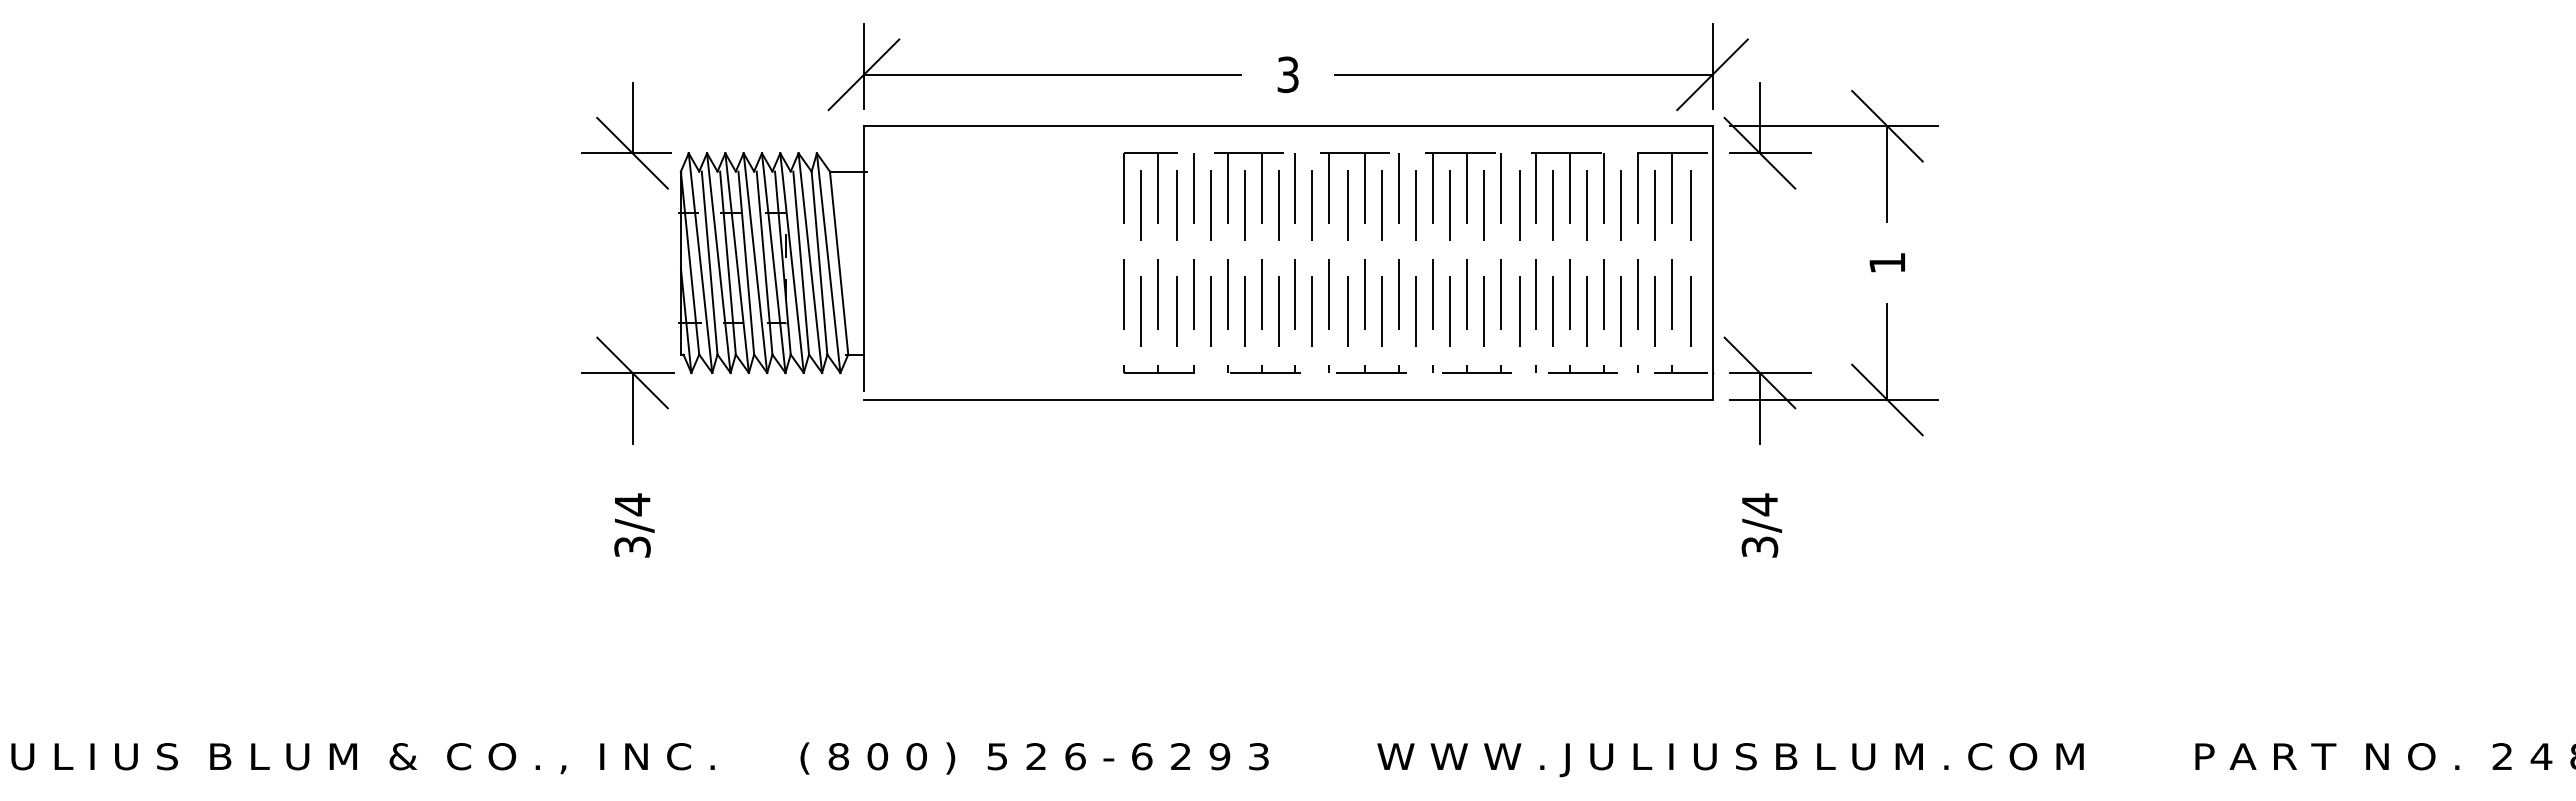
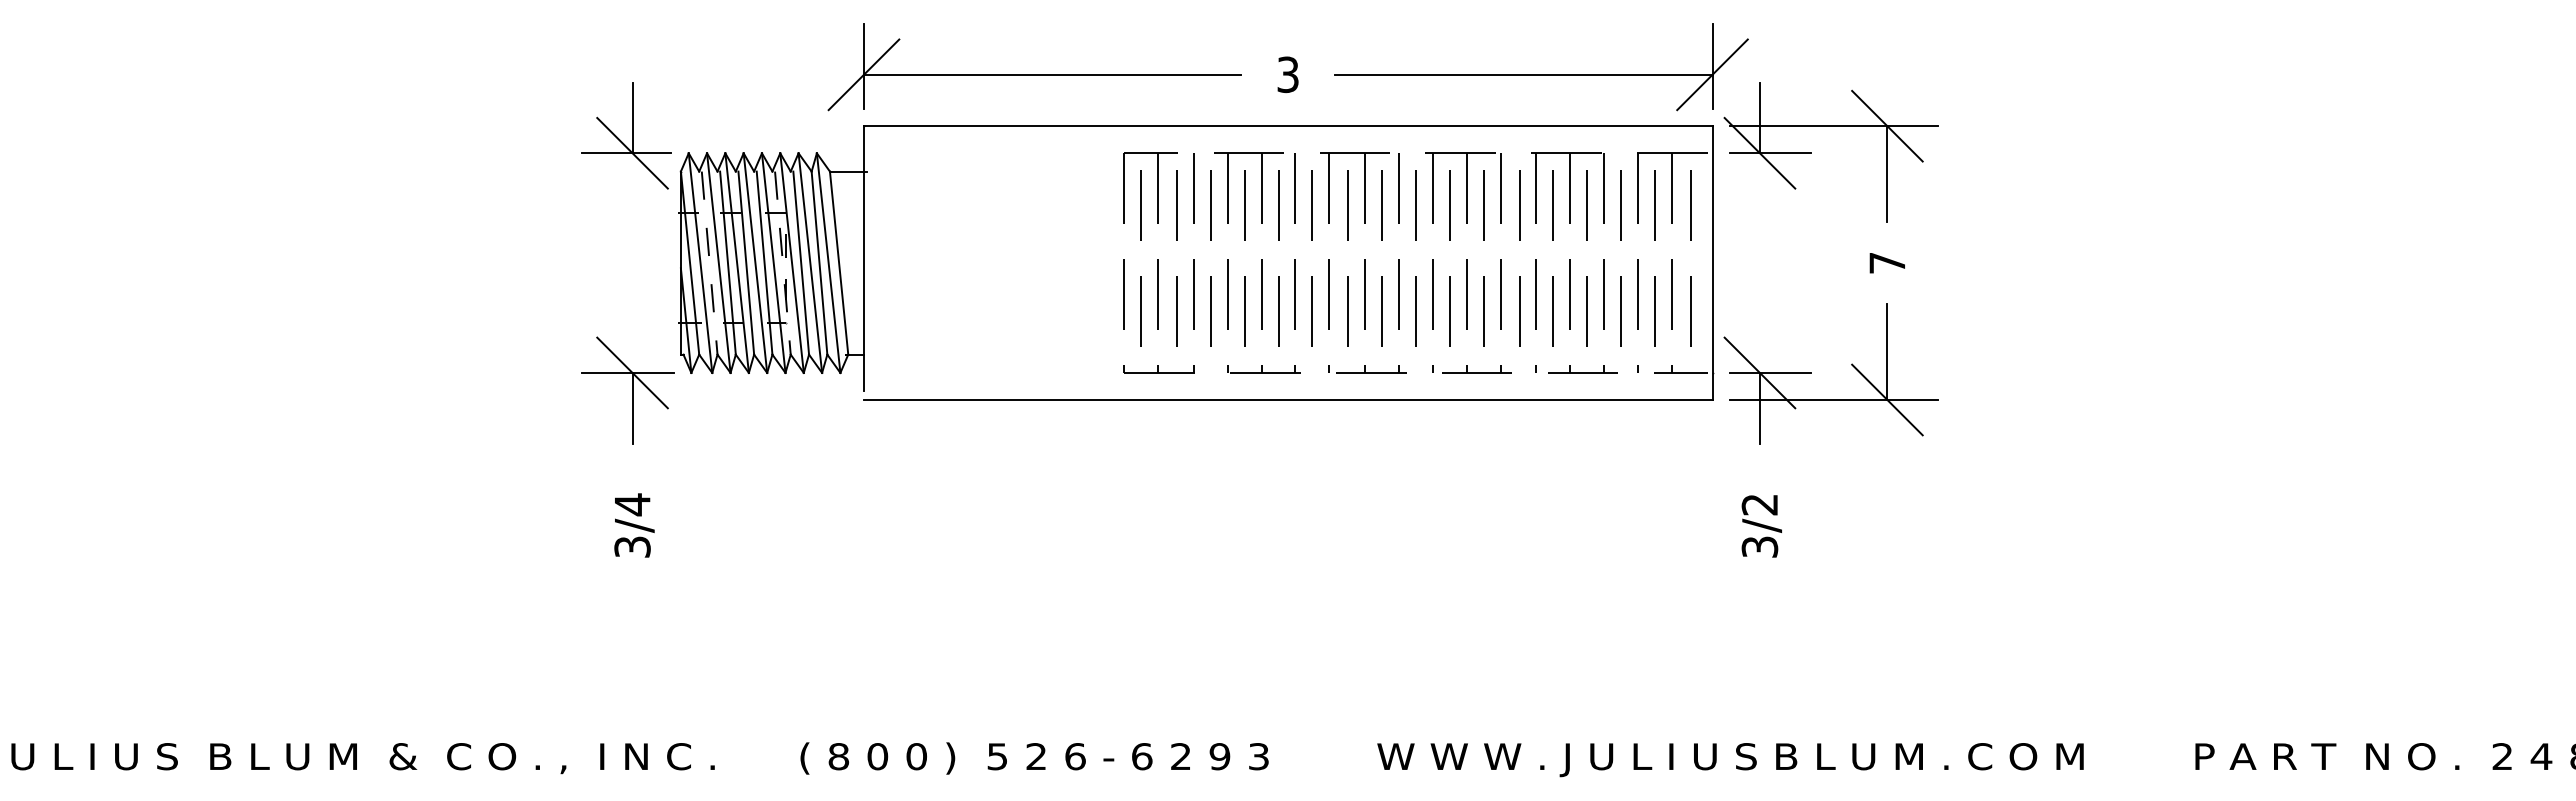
line: solid -> dashed (709, 263)
line: solid -> dashed (782, 263)
text: 1 -> 7 (1886, 263)
text: 3/4 -> 3/2 (1759, 504)
